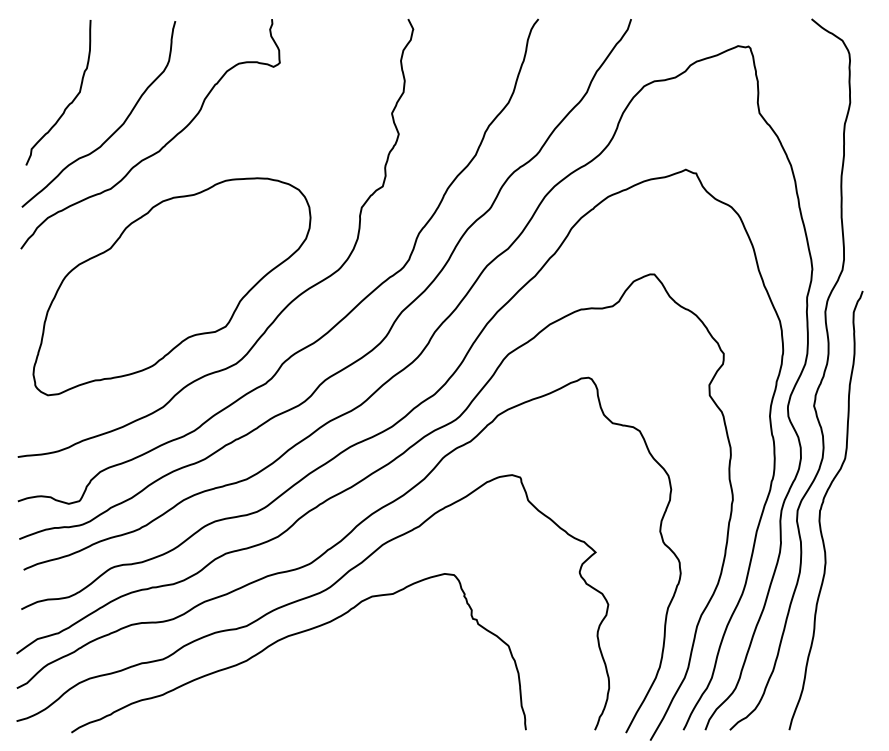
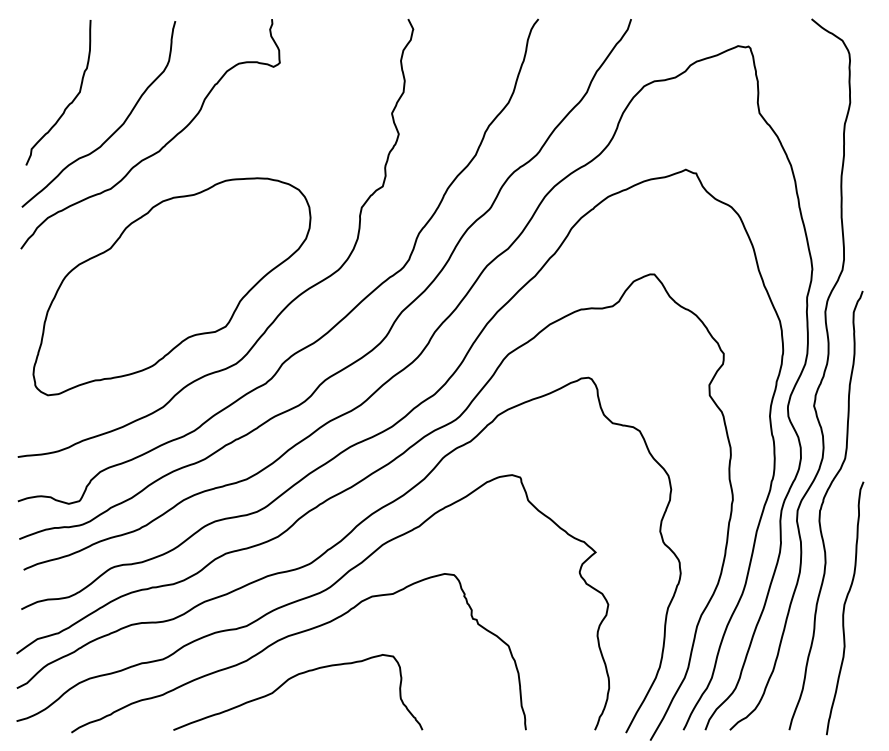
curve: none -> present (844, 608)
curve: none -> present (292, 678)
